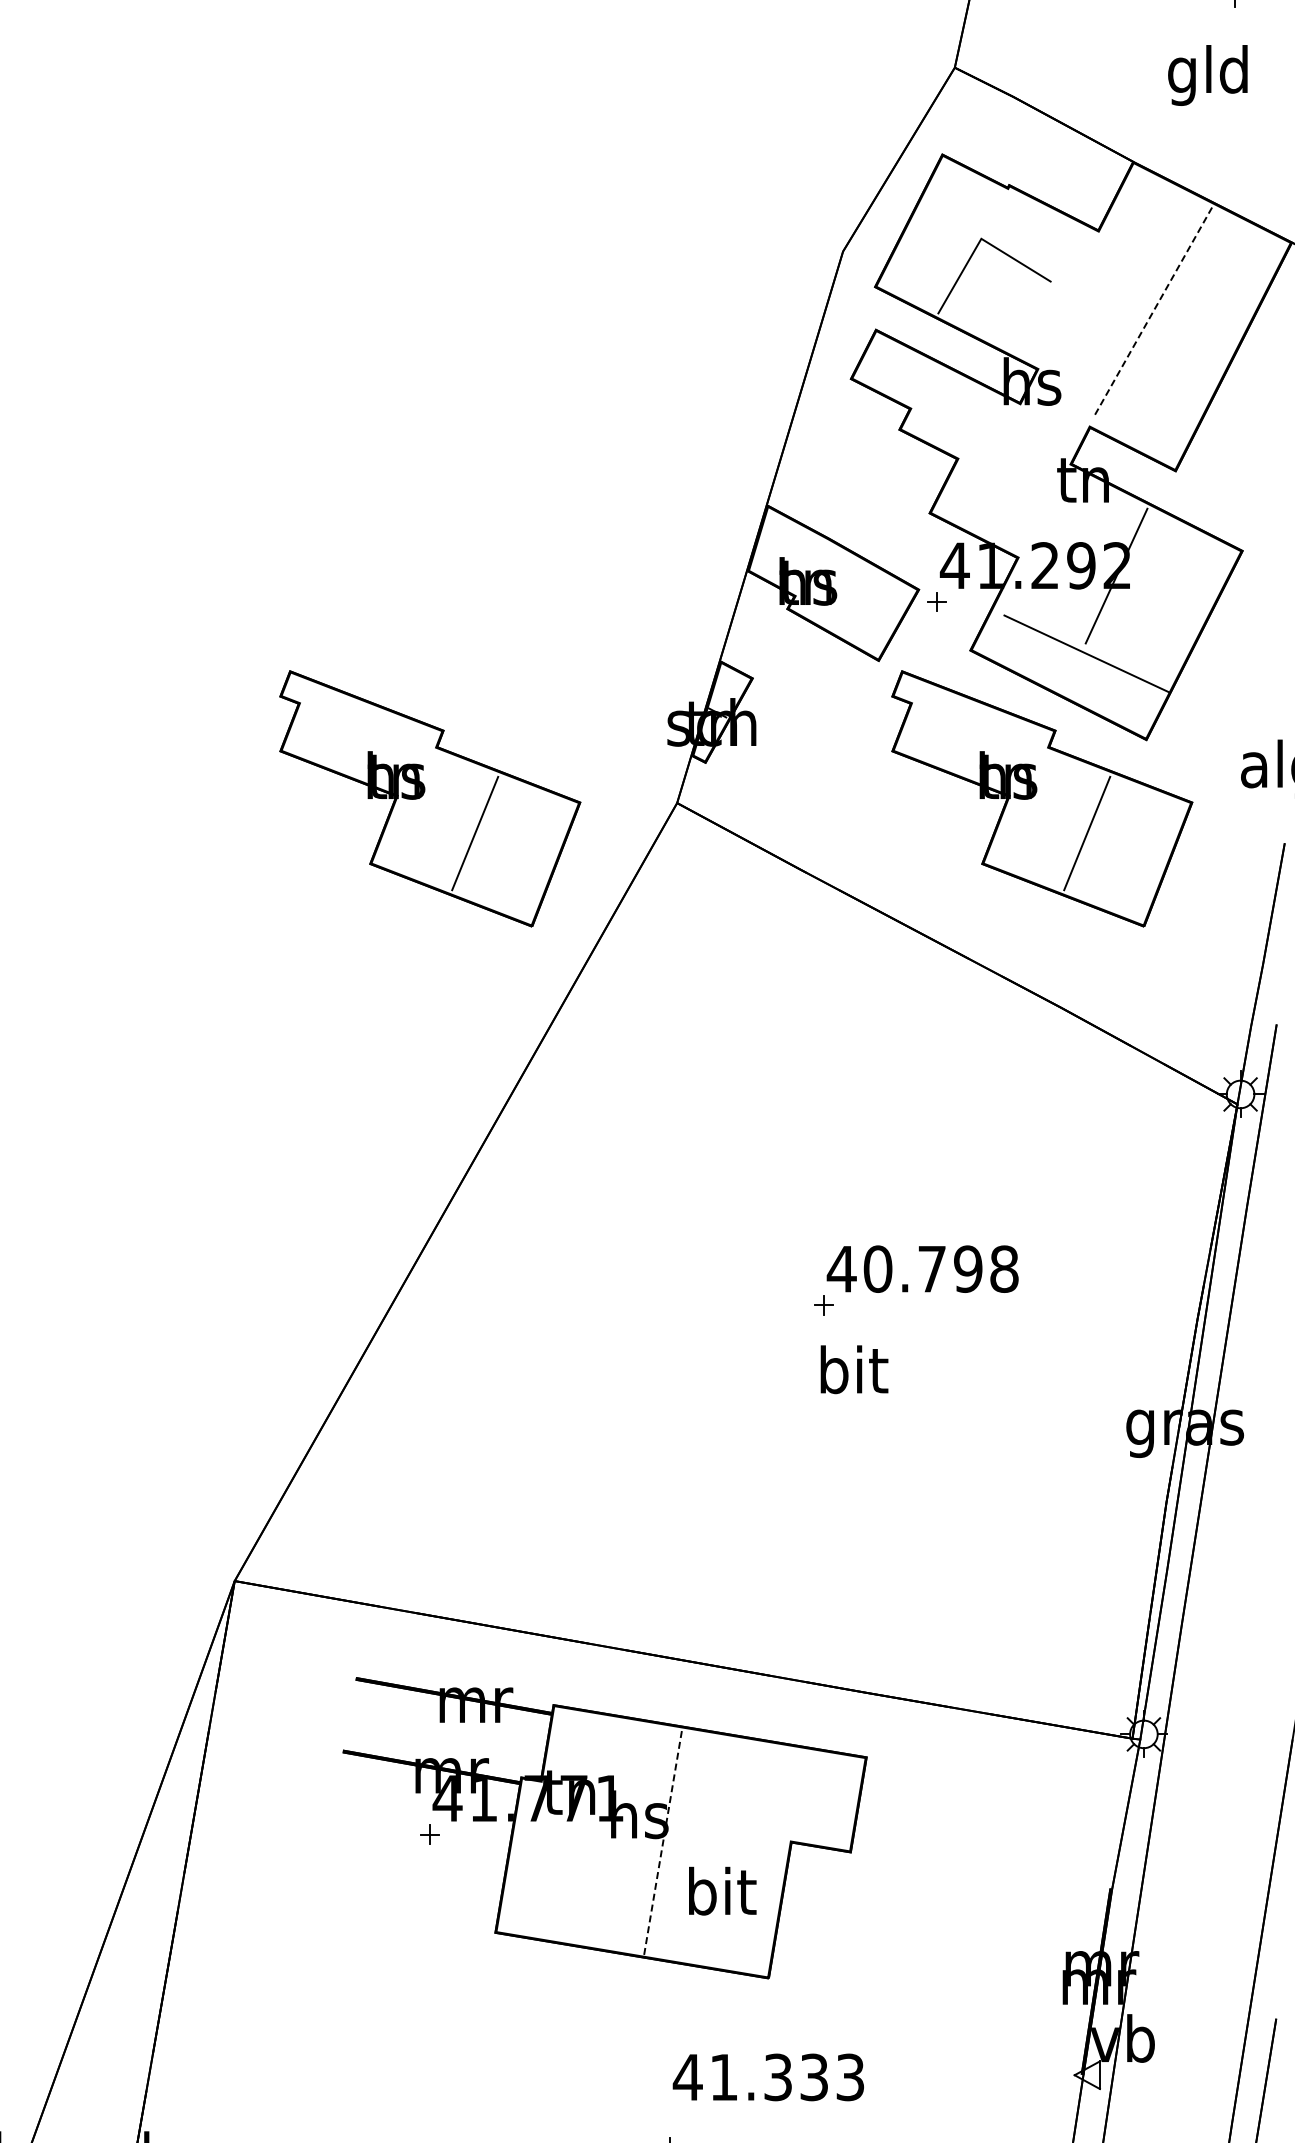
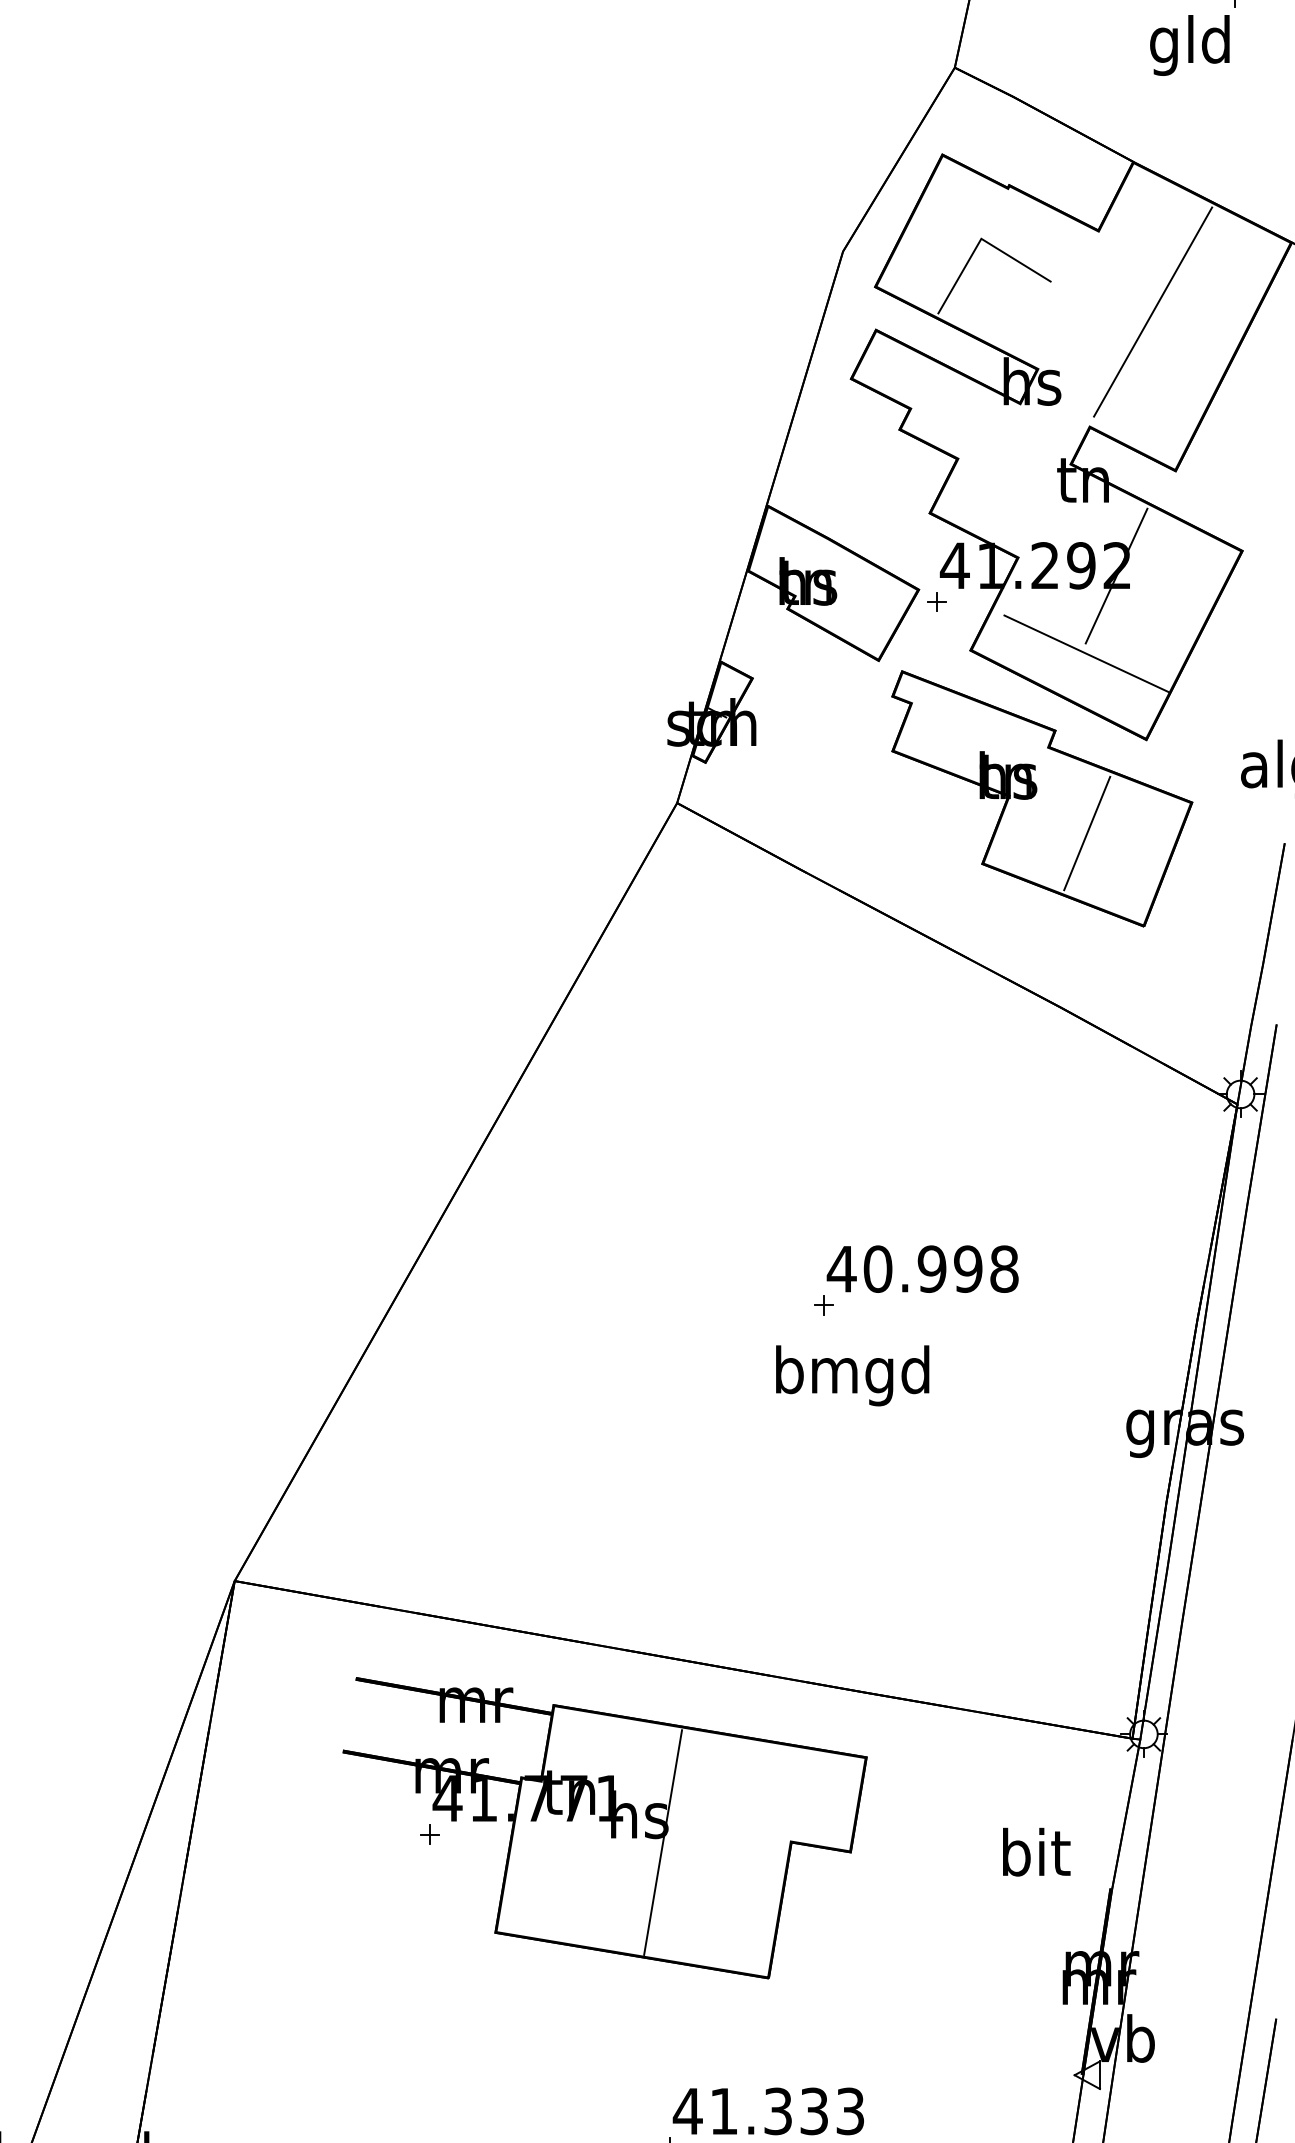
text position: (1207, 75) -> (1189, 45) (1189, 45)
line: dashed -> solid (1152, 312)
part: present -> none (430, 798)
text: 40.798 -> 40.998 (931, 1268)
text: bit -> bmgd (852, 1375)
line: dashed -> solid (663, 1842)
text position: (722, 1890) -> (1036, 1851) (1036, 1851)
text position: (767, 2077) -> (767, 2111) (767, 2111)
